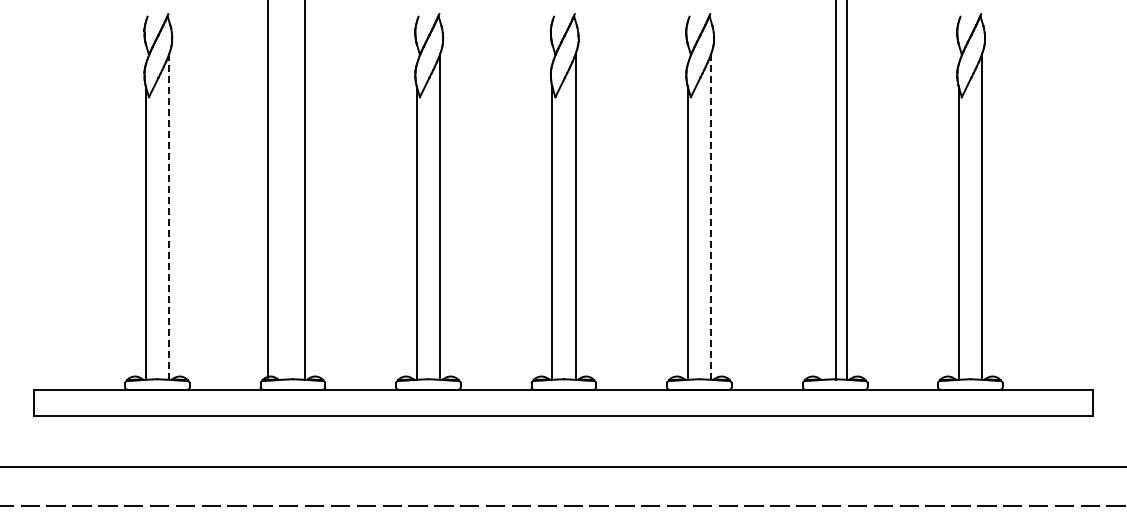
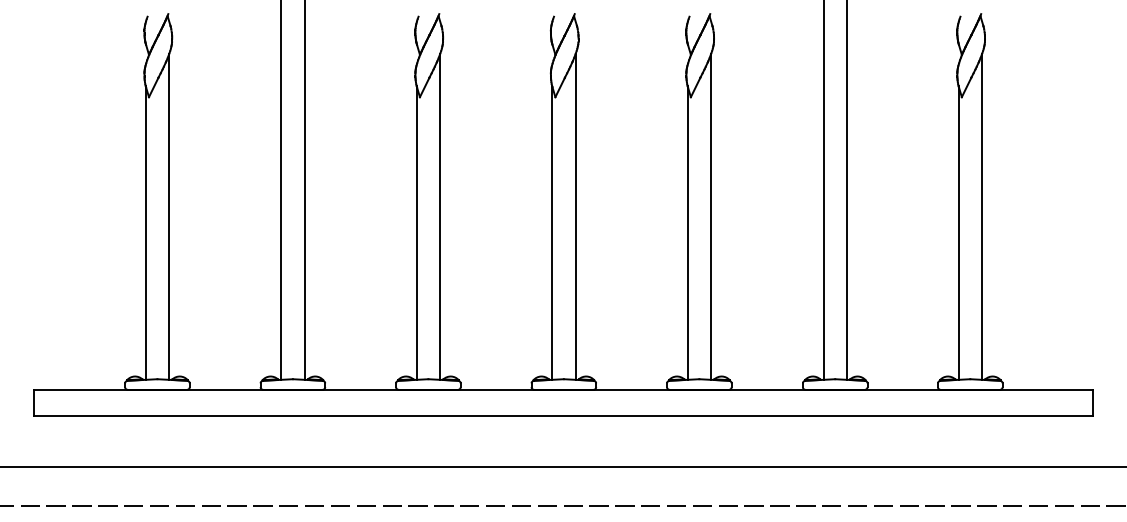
line position: (268, 190) -> (281, 190) (281, 190)
line position: (835, 190) -> (823, 190) (823, 190)
line: dashed -> solid (169, 217)
line: dashed -> solid (710, 217)
